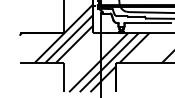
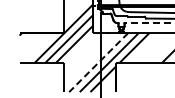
line: solid -> dashed (147, 23)
line: solid -> dashed (98, 62)
